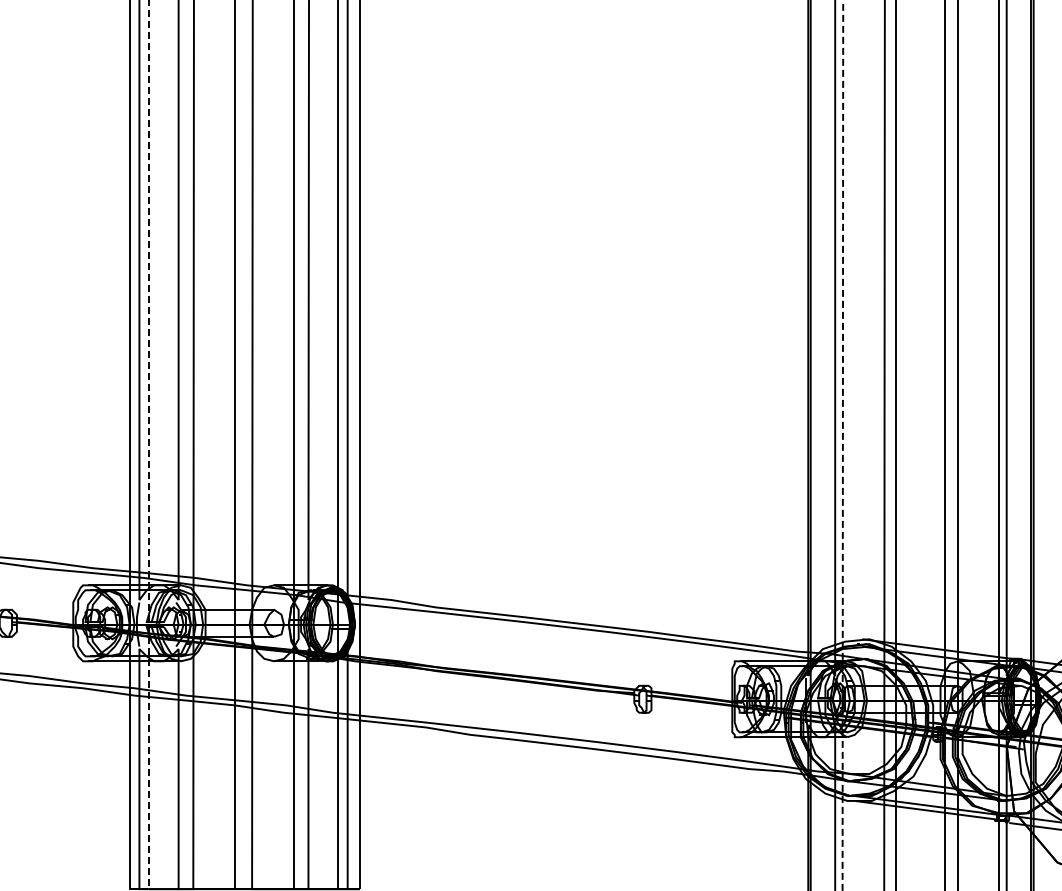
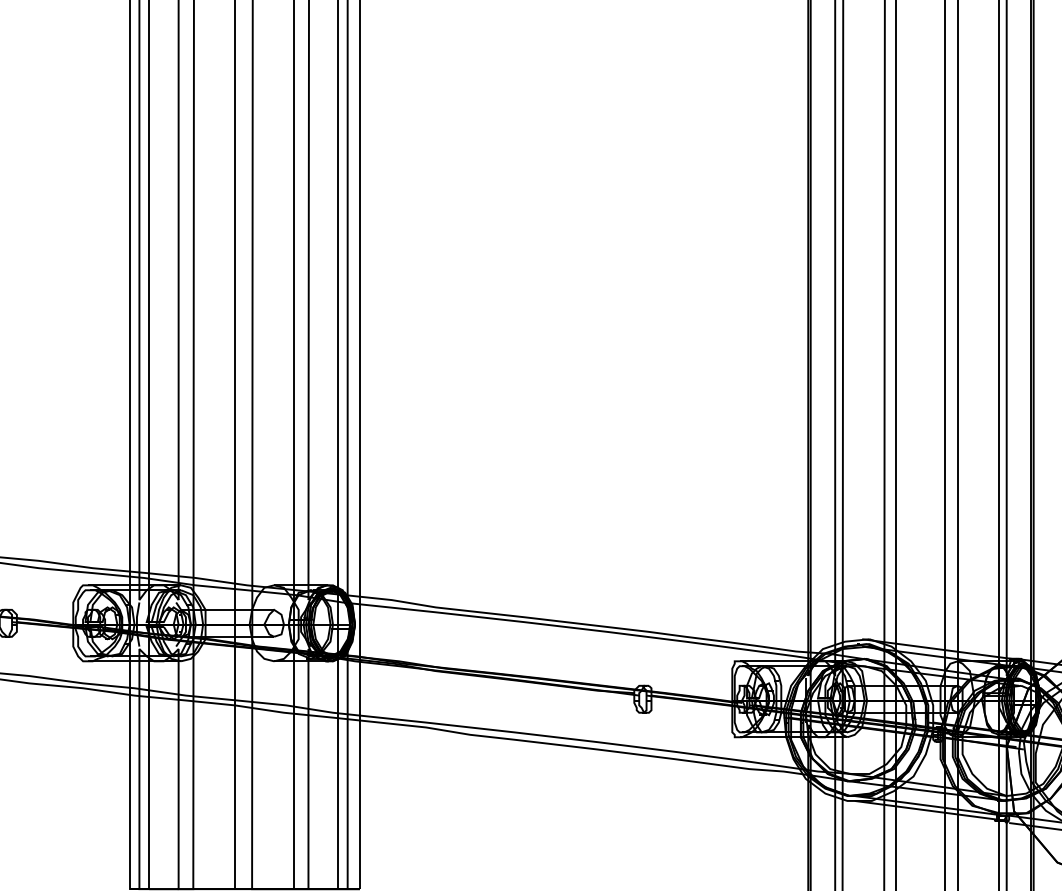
line: dashed -> solid (842, 445)
line: dashed -> solid (149, 455)
